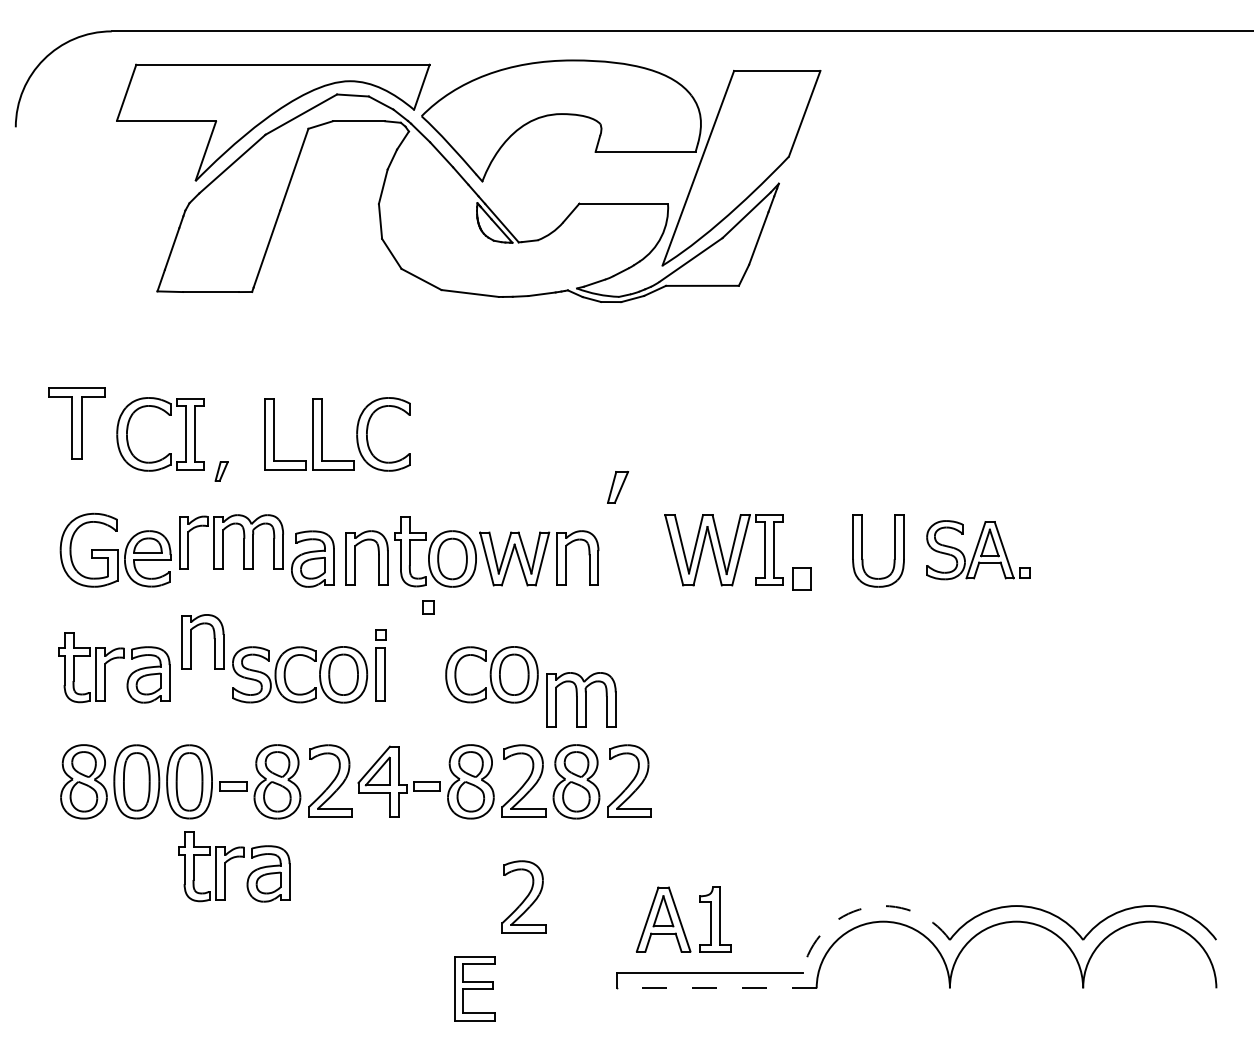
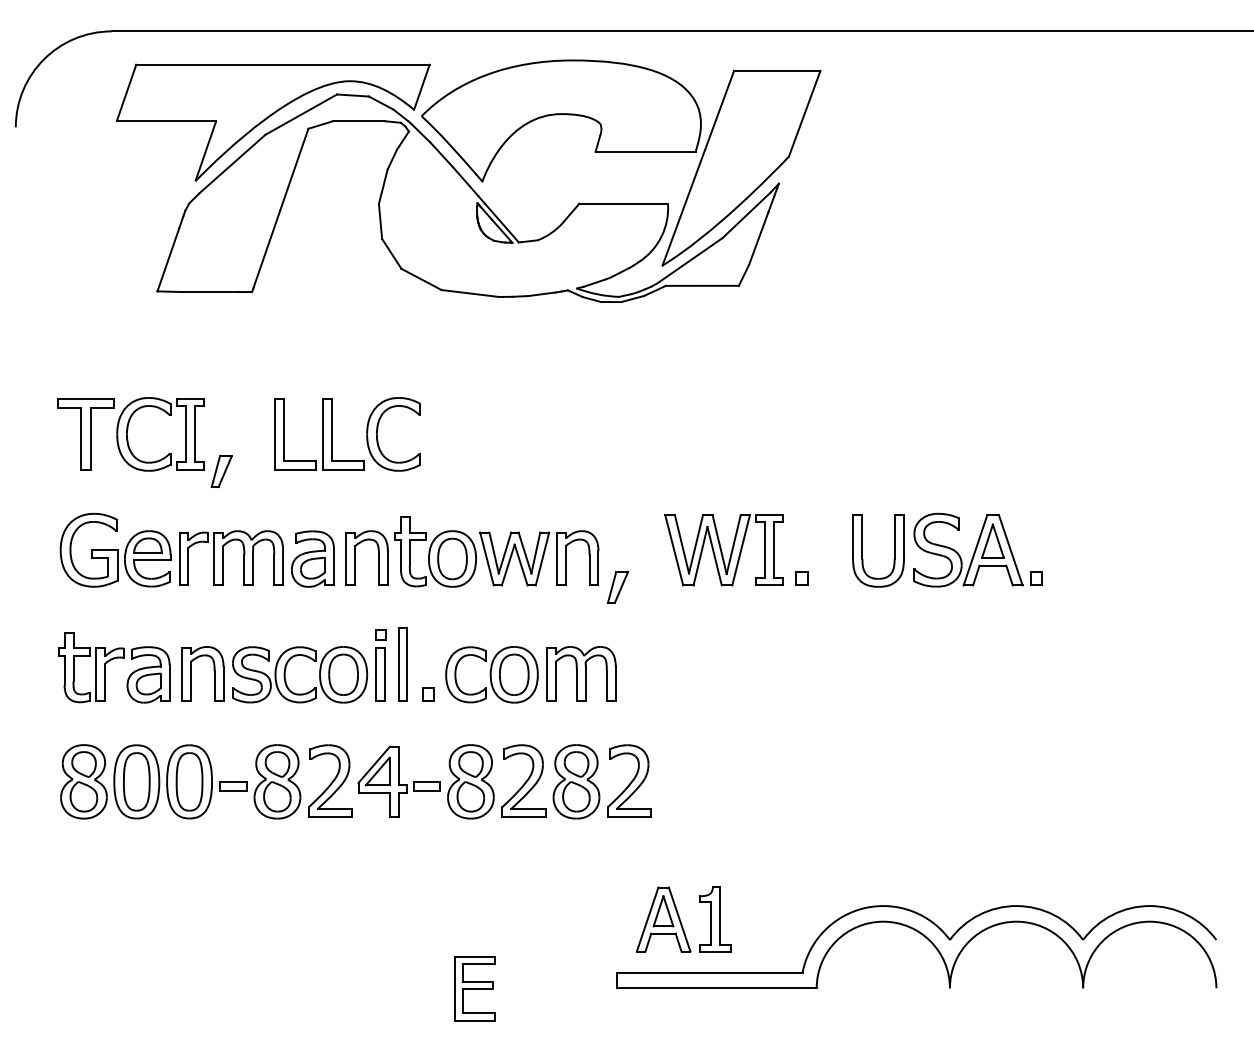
part position: (76, 423) -> (85, 434) (85, 434)
part position: (322, 434) -> (332, 434) (332, 434)
part size: 15x21 px -> 23x33 px (221, 471)
part position: (618, 487) -> (618, 587) (618, 587)
part position: (223, 541) -> (223, 557) (223, 557)
part size: 105x61 px -> 130x76 px (977, 549)
part size: 20x24 px -> 14x15 px (801, 578)
part position: (428, 607) -> (428, 694) (428, 694)
part position: (191, 641) -> (191, 673) (191, 673)
part: none -> present (402, 664)
part position: (581, 699) -> (581, 673) (581, 673)
part: present -> none (231, 859)
part: present -> none (523, 896)
arc: dashed -> solid (865, 907)
line: dashed -> solid (716, 988)
